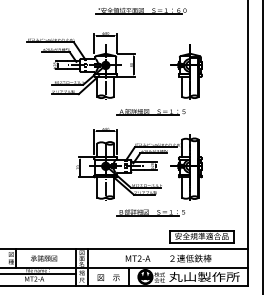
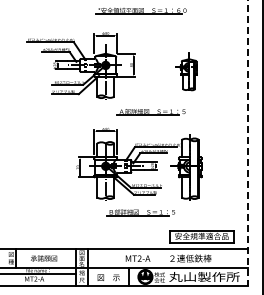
part size: 33x56 px -> 23x40 px (186, 71)
line: solid -> dashed (247, 143)
part position: (150, 212) -> (140, 212) (140, 212)
